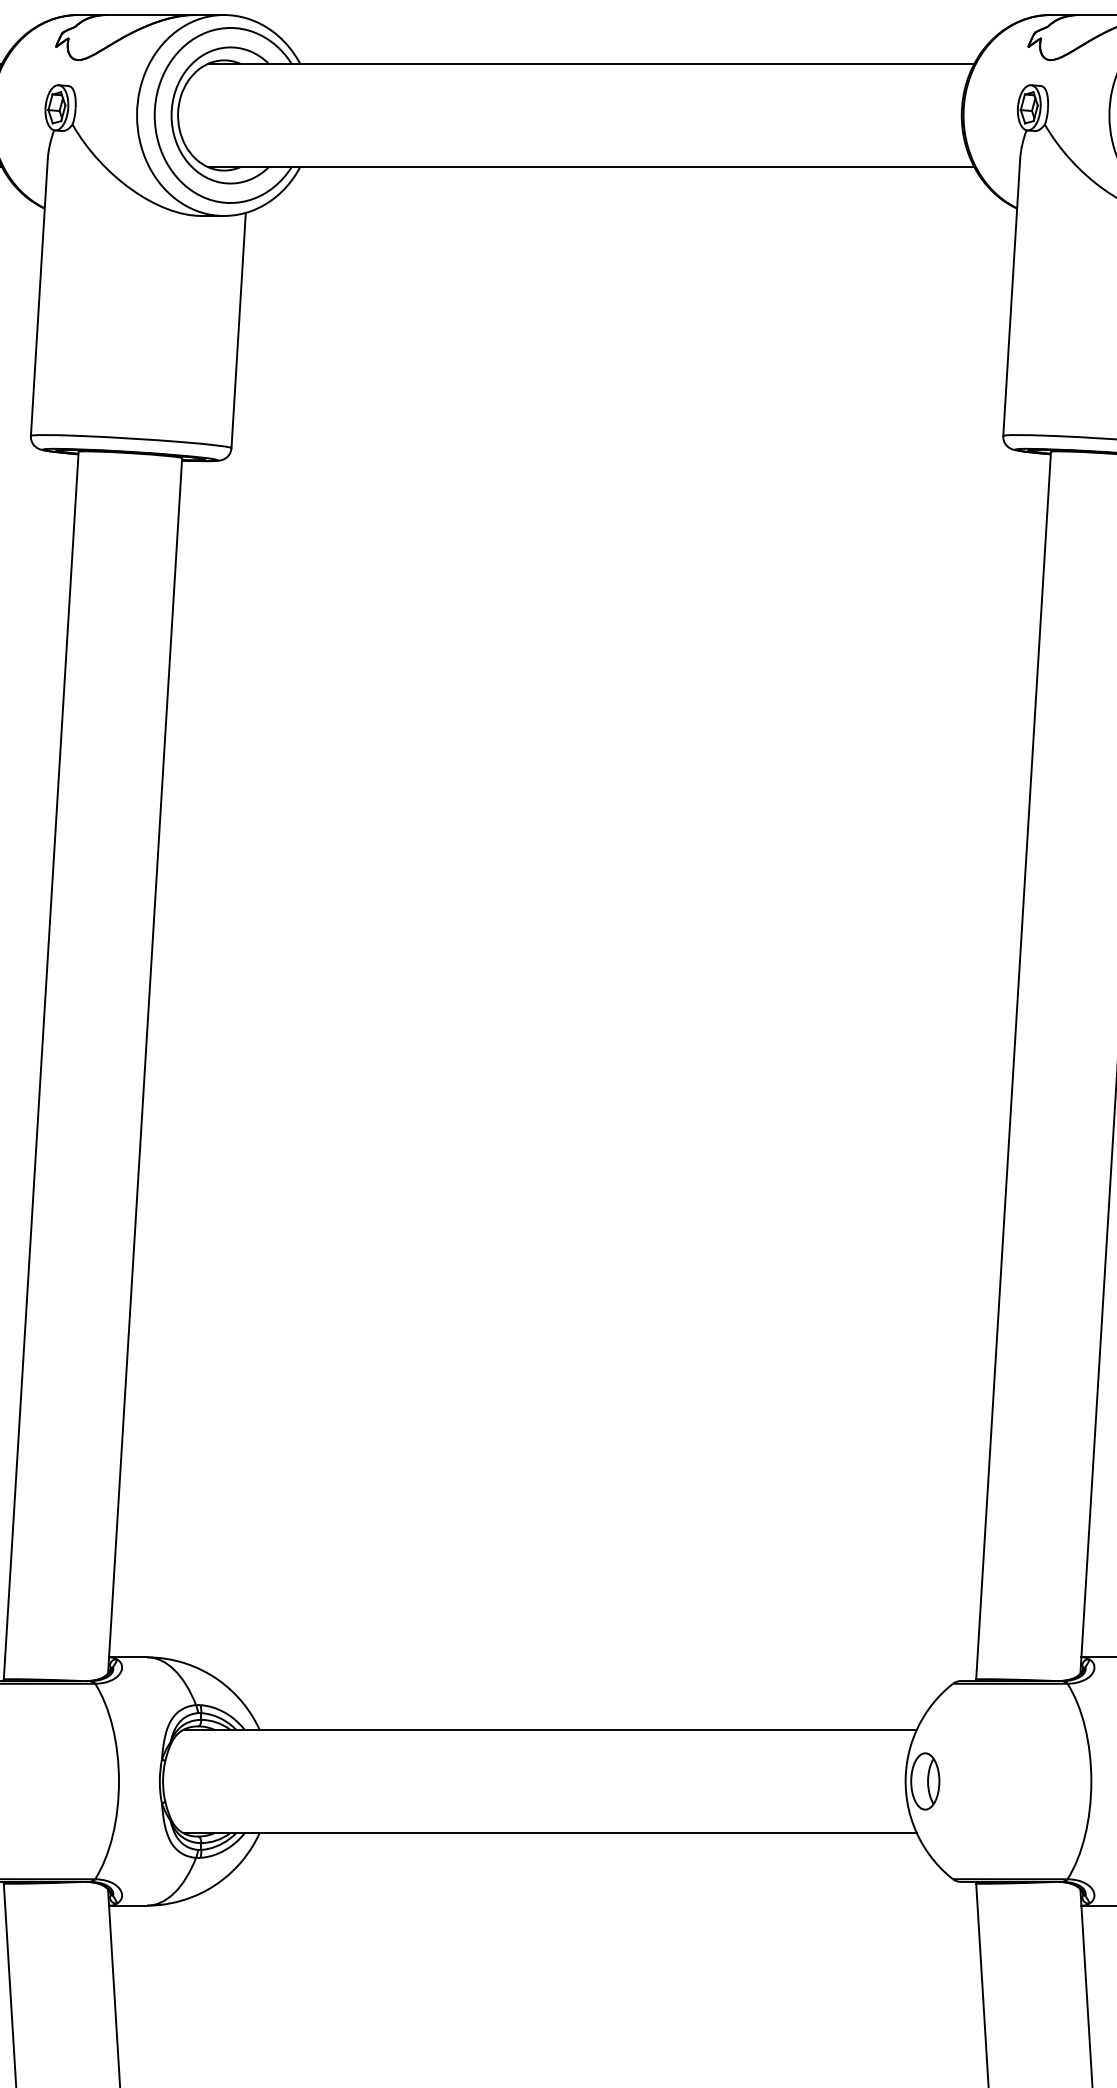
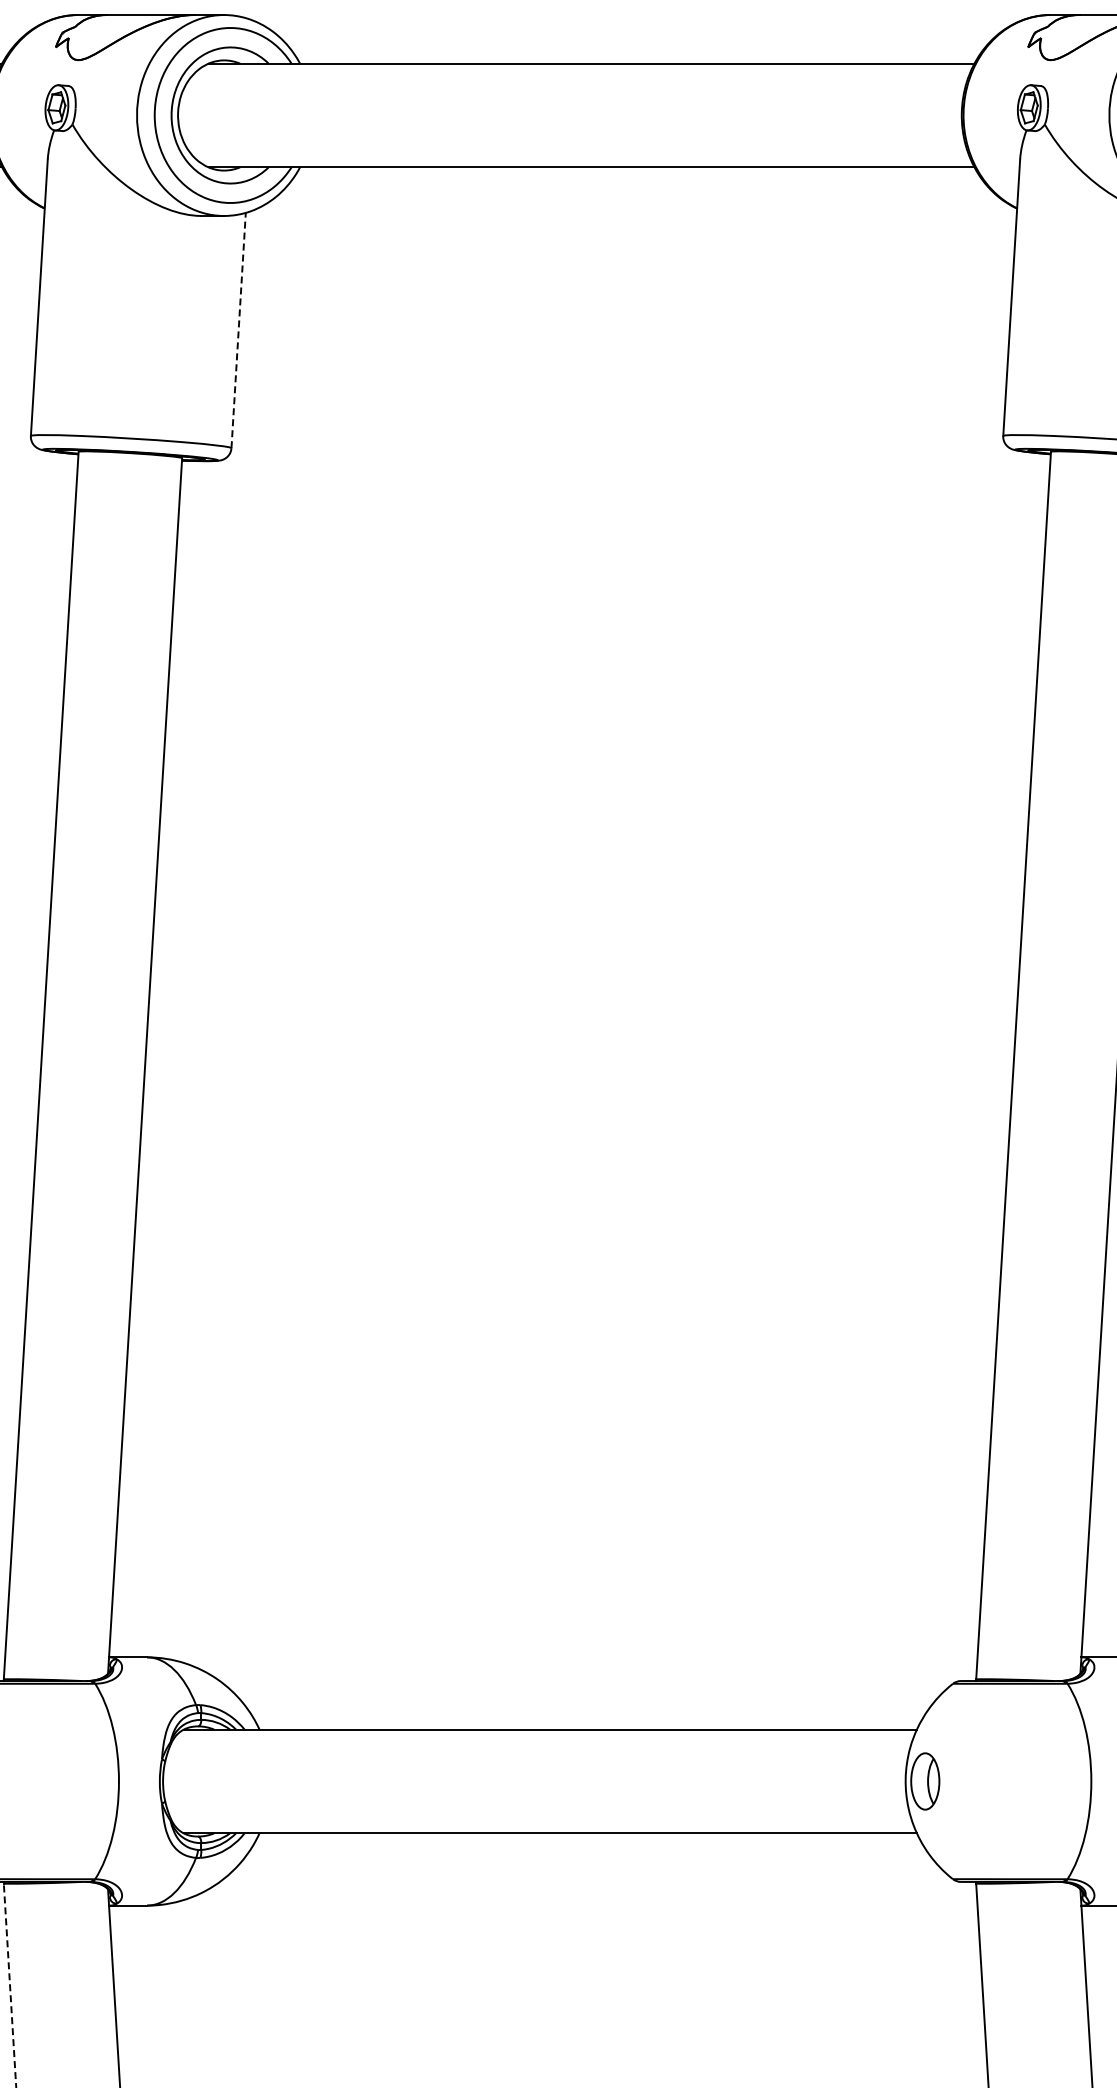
line: solid -> dashed (238, 330)
line: solid -> dashed (10, 1985)
